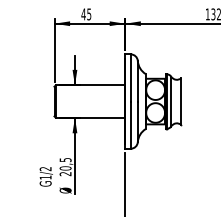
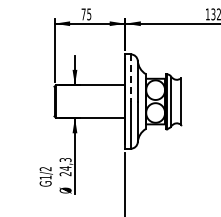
text: 45 -> 75 (83, 14)
line: solid -> dashed (130, 77)
text: 20,5 -> 24,3 (65, 164)
